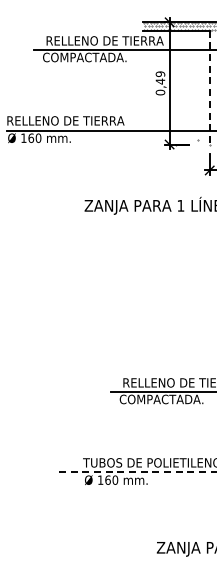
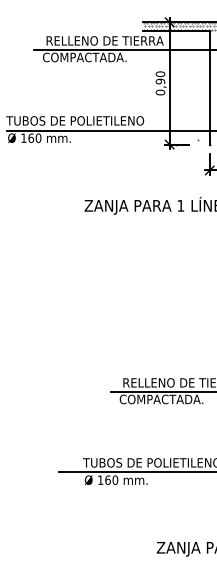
text: 0,49 -> 0,90 (160, 77)
line: dashed -> solid (210, 87)
text: RELLENO DE TIERRA -> TUBOS DE POLIETILENO (75, 120)
line: dashed -> solid (137, 471)
